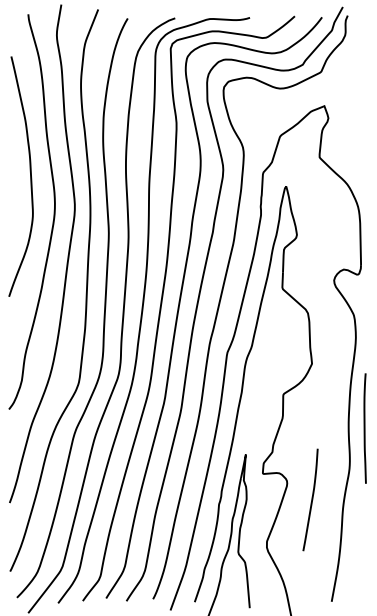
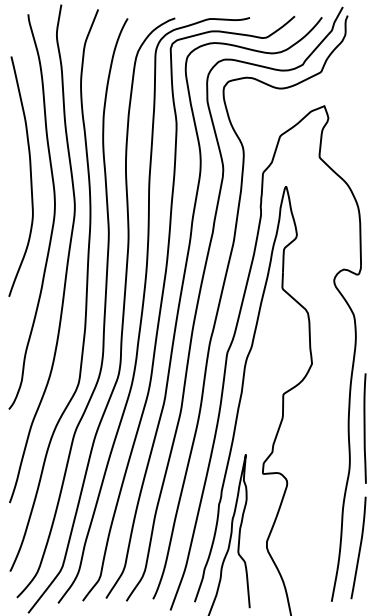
curve position: (311, 499) -> (359, 547) (359, 547)
